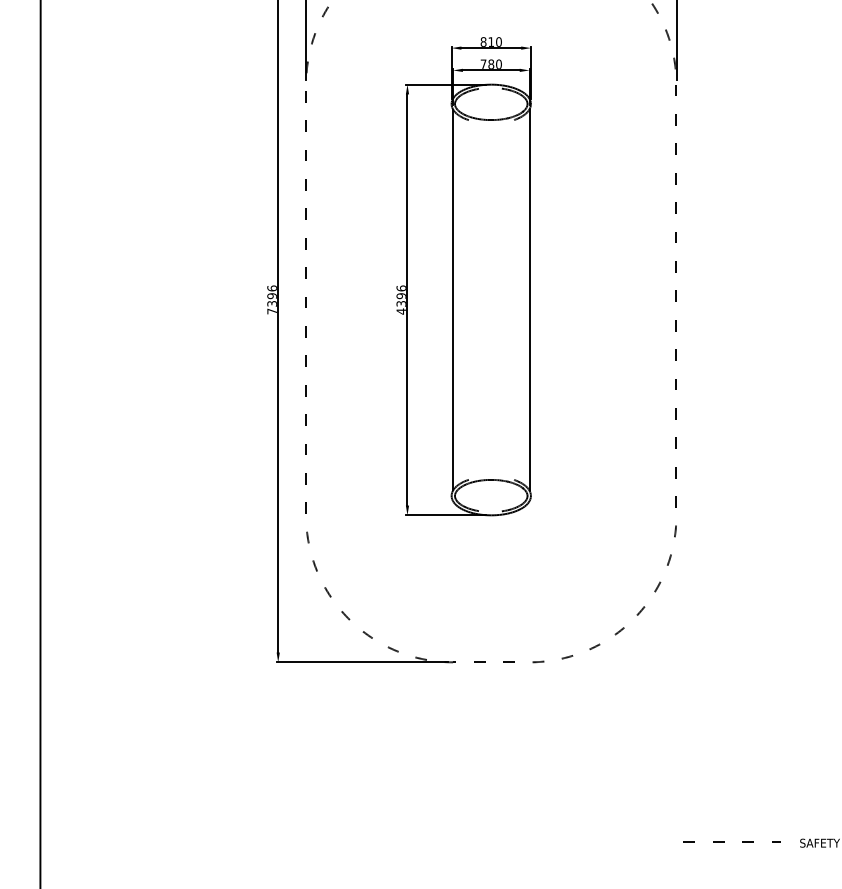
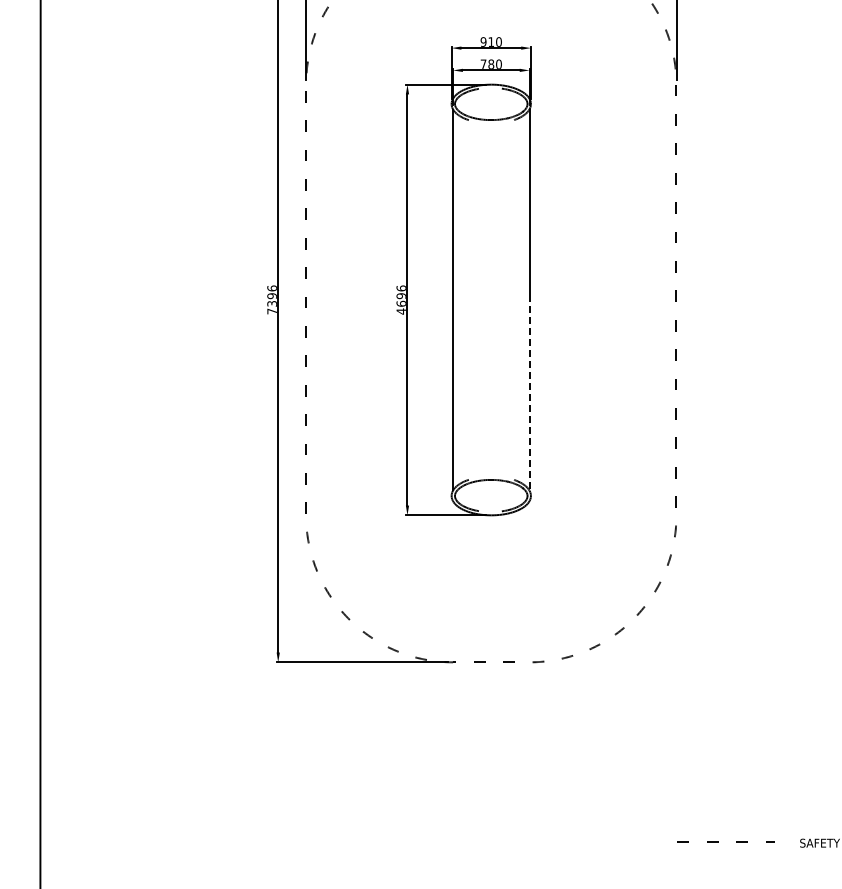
text: 810 -> 910 (483, 41)
text: 4396 -> 4696 (400, 303)
line: solid -> dashed (529, 392)
line position: (724, 841) -> (718, 841) (718, 841)
